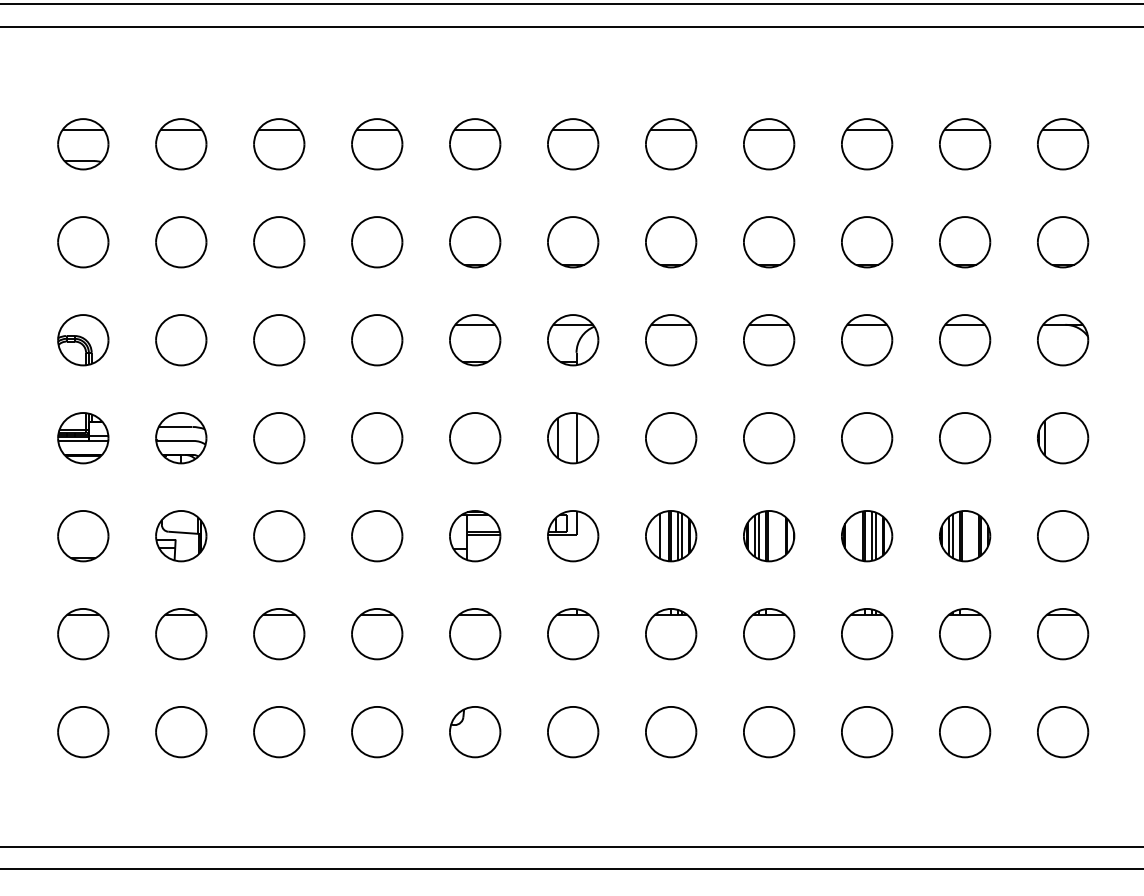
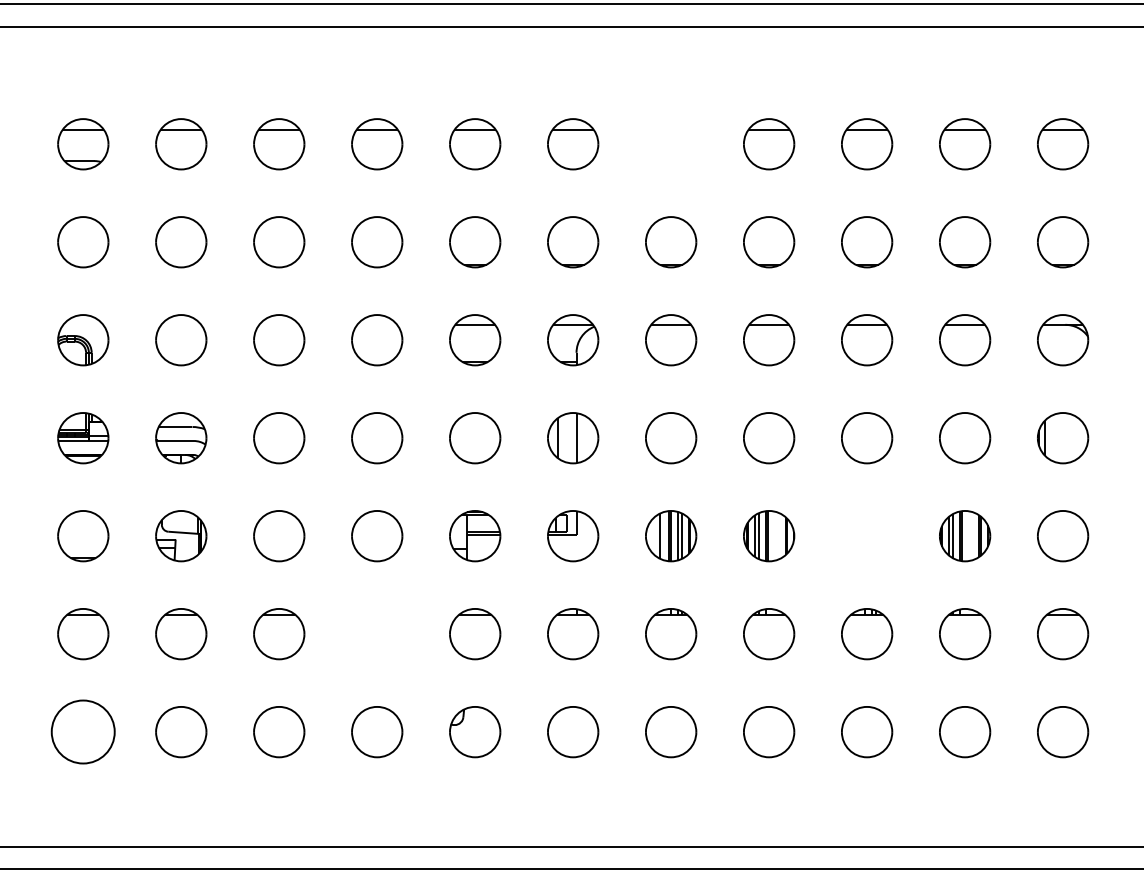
part: present -> none (671, 144)
part: present -> none (867, 536)
part: present -> none (377, 634)
part size: 53x53 px -> 66x66 px (82, 731)
